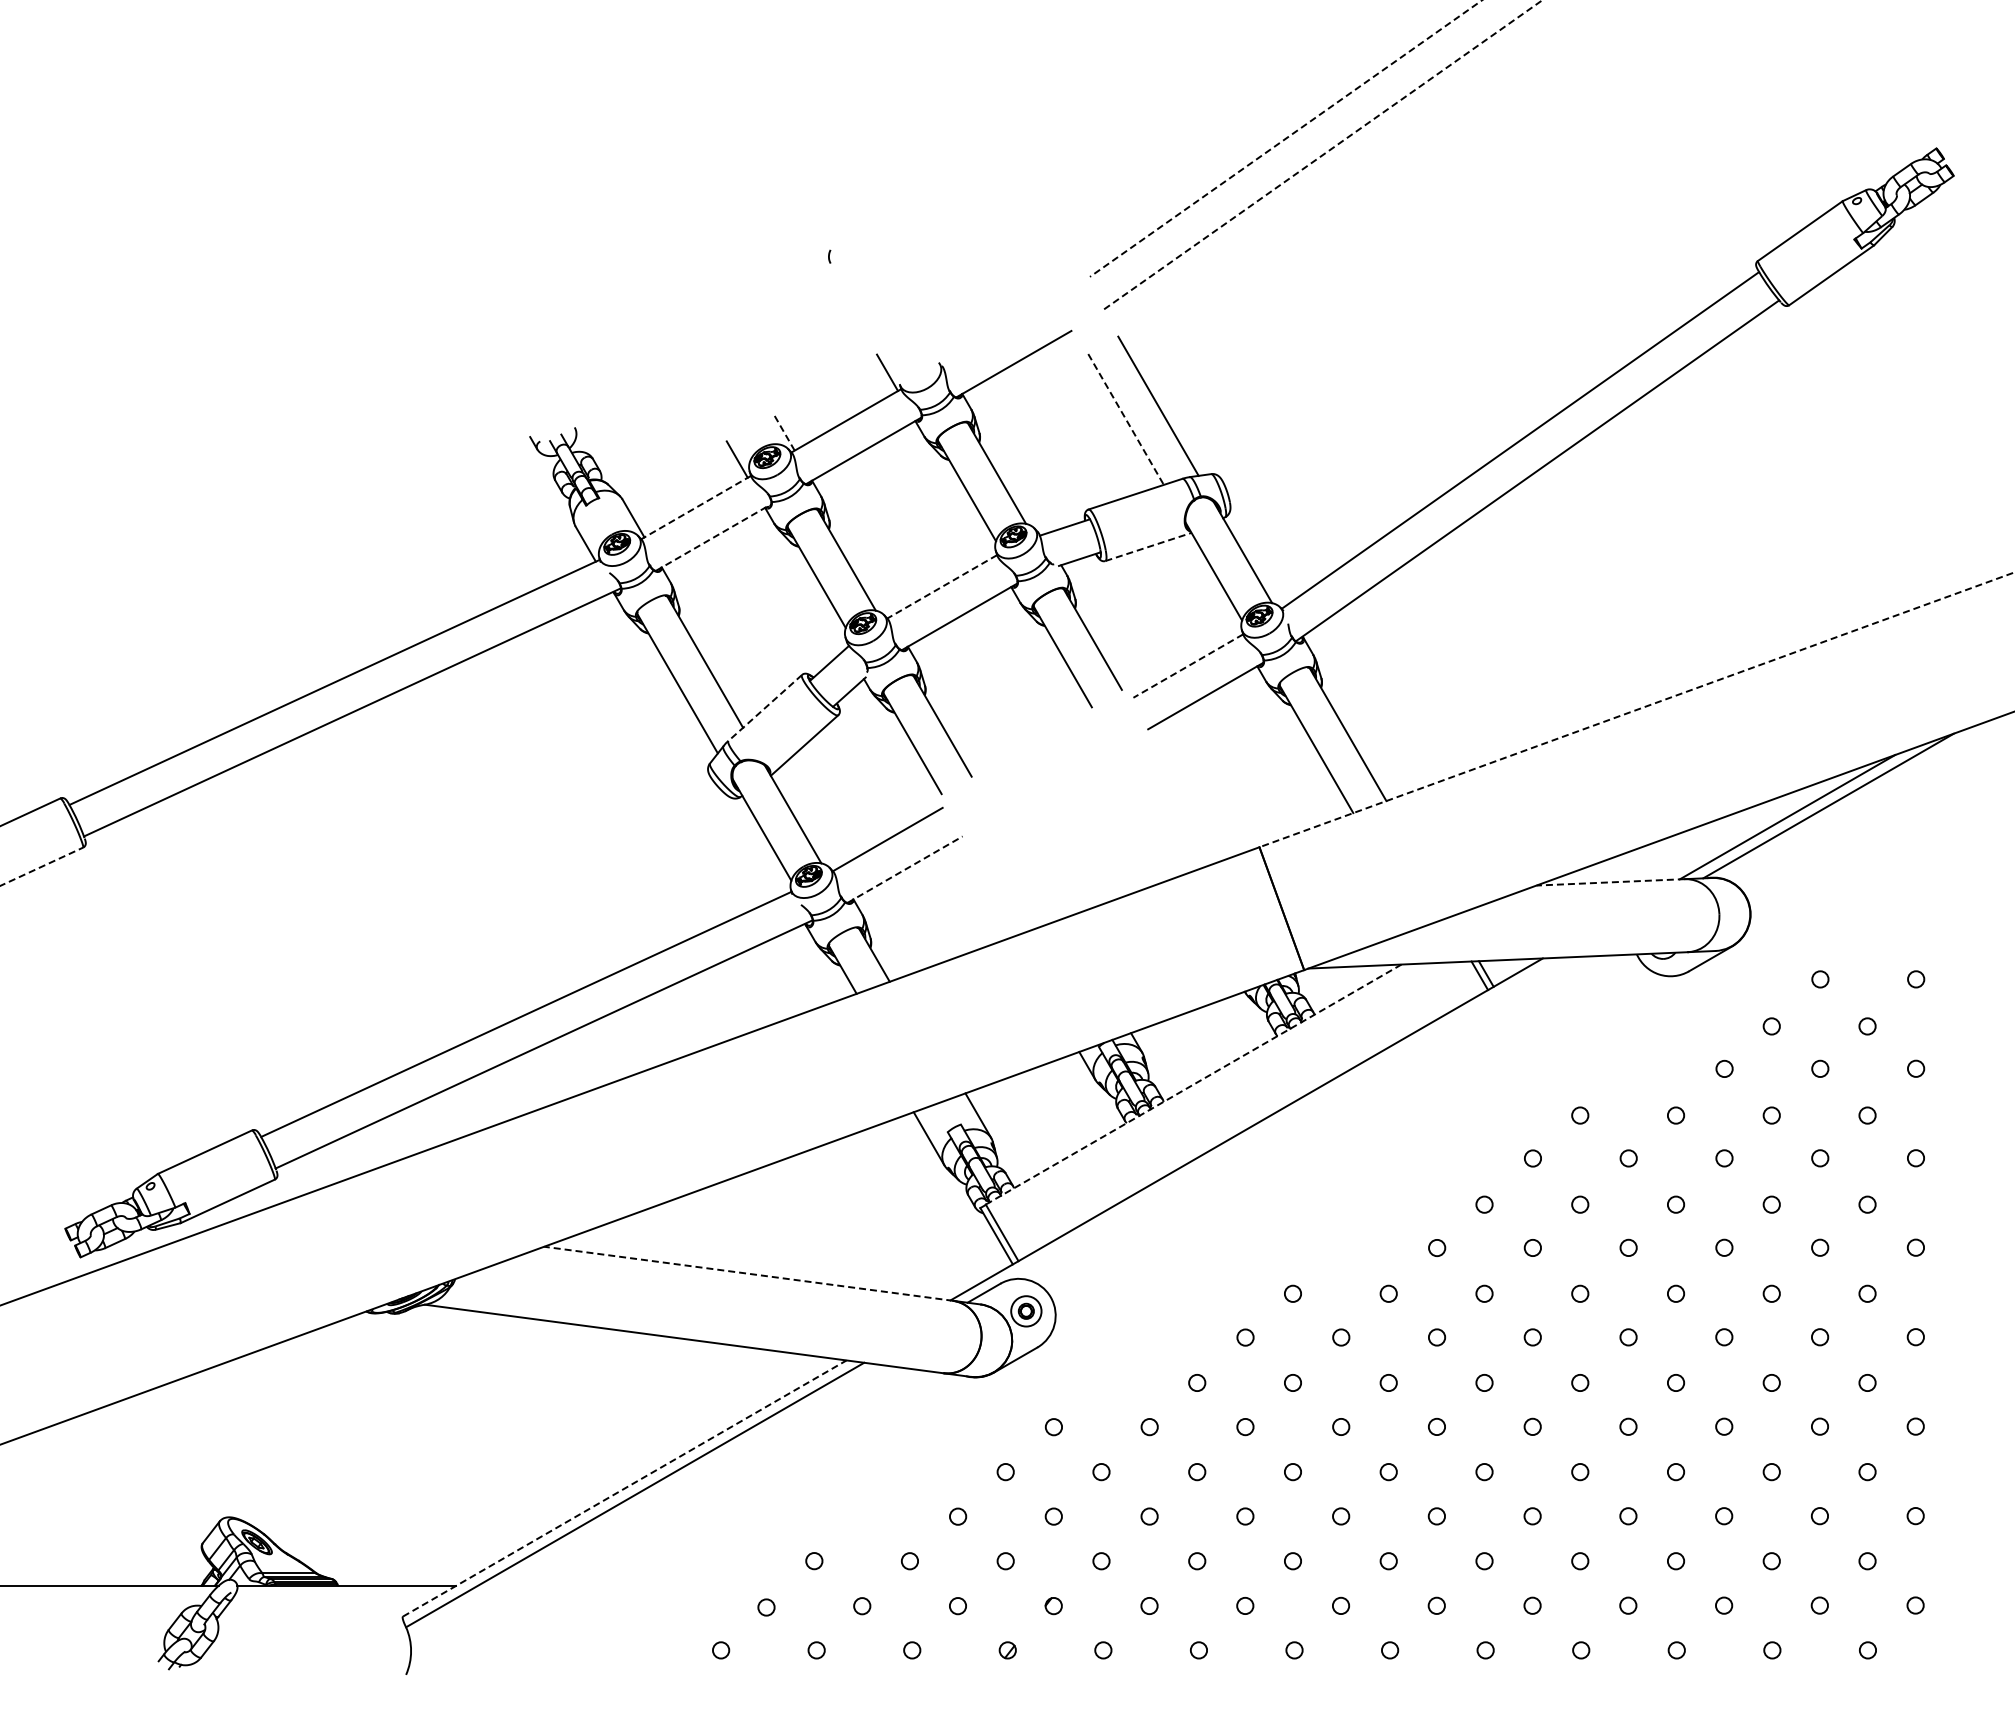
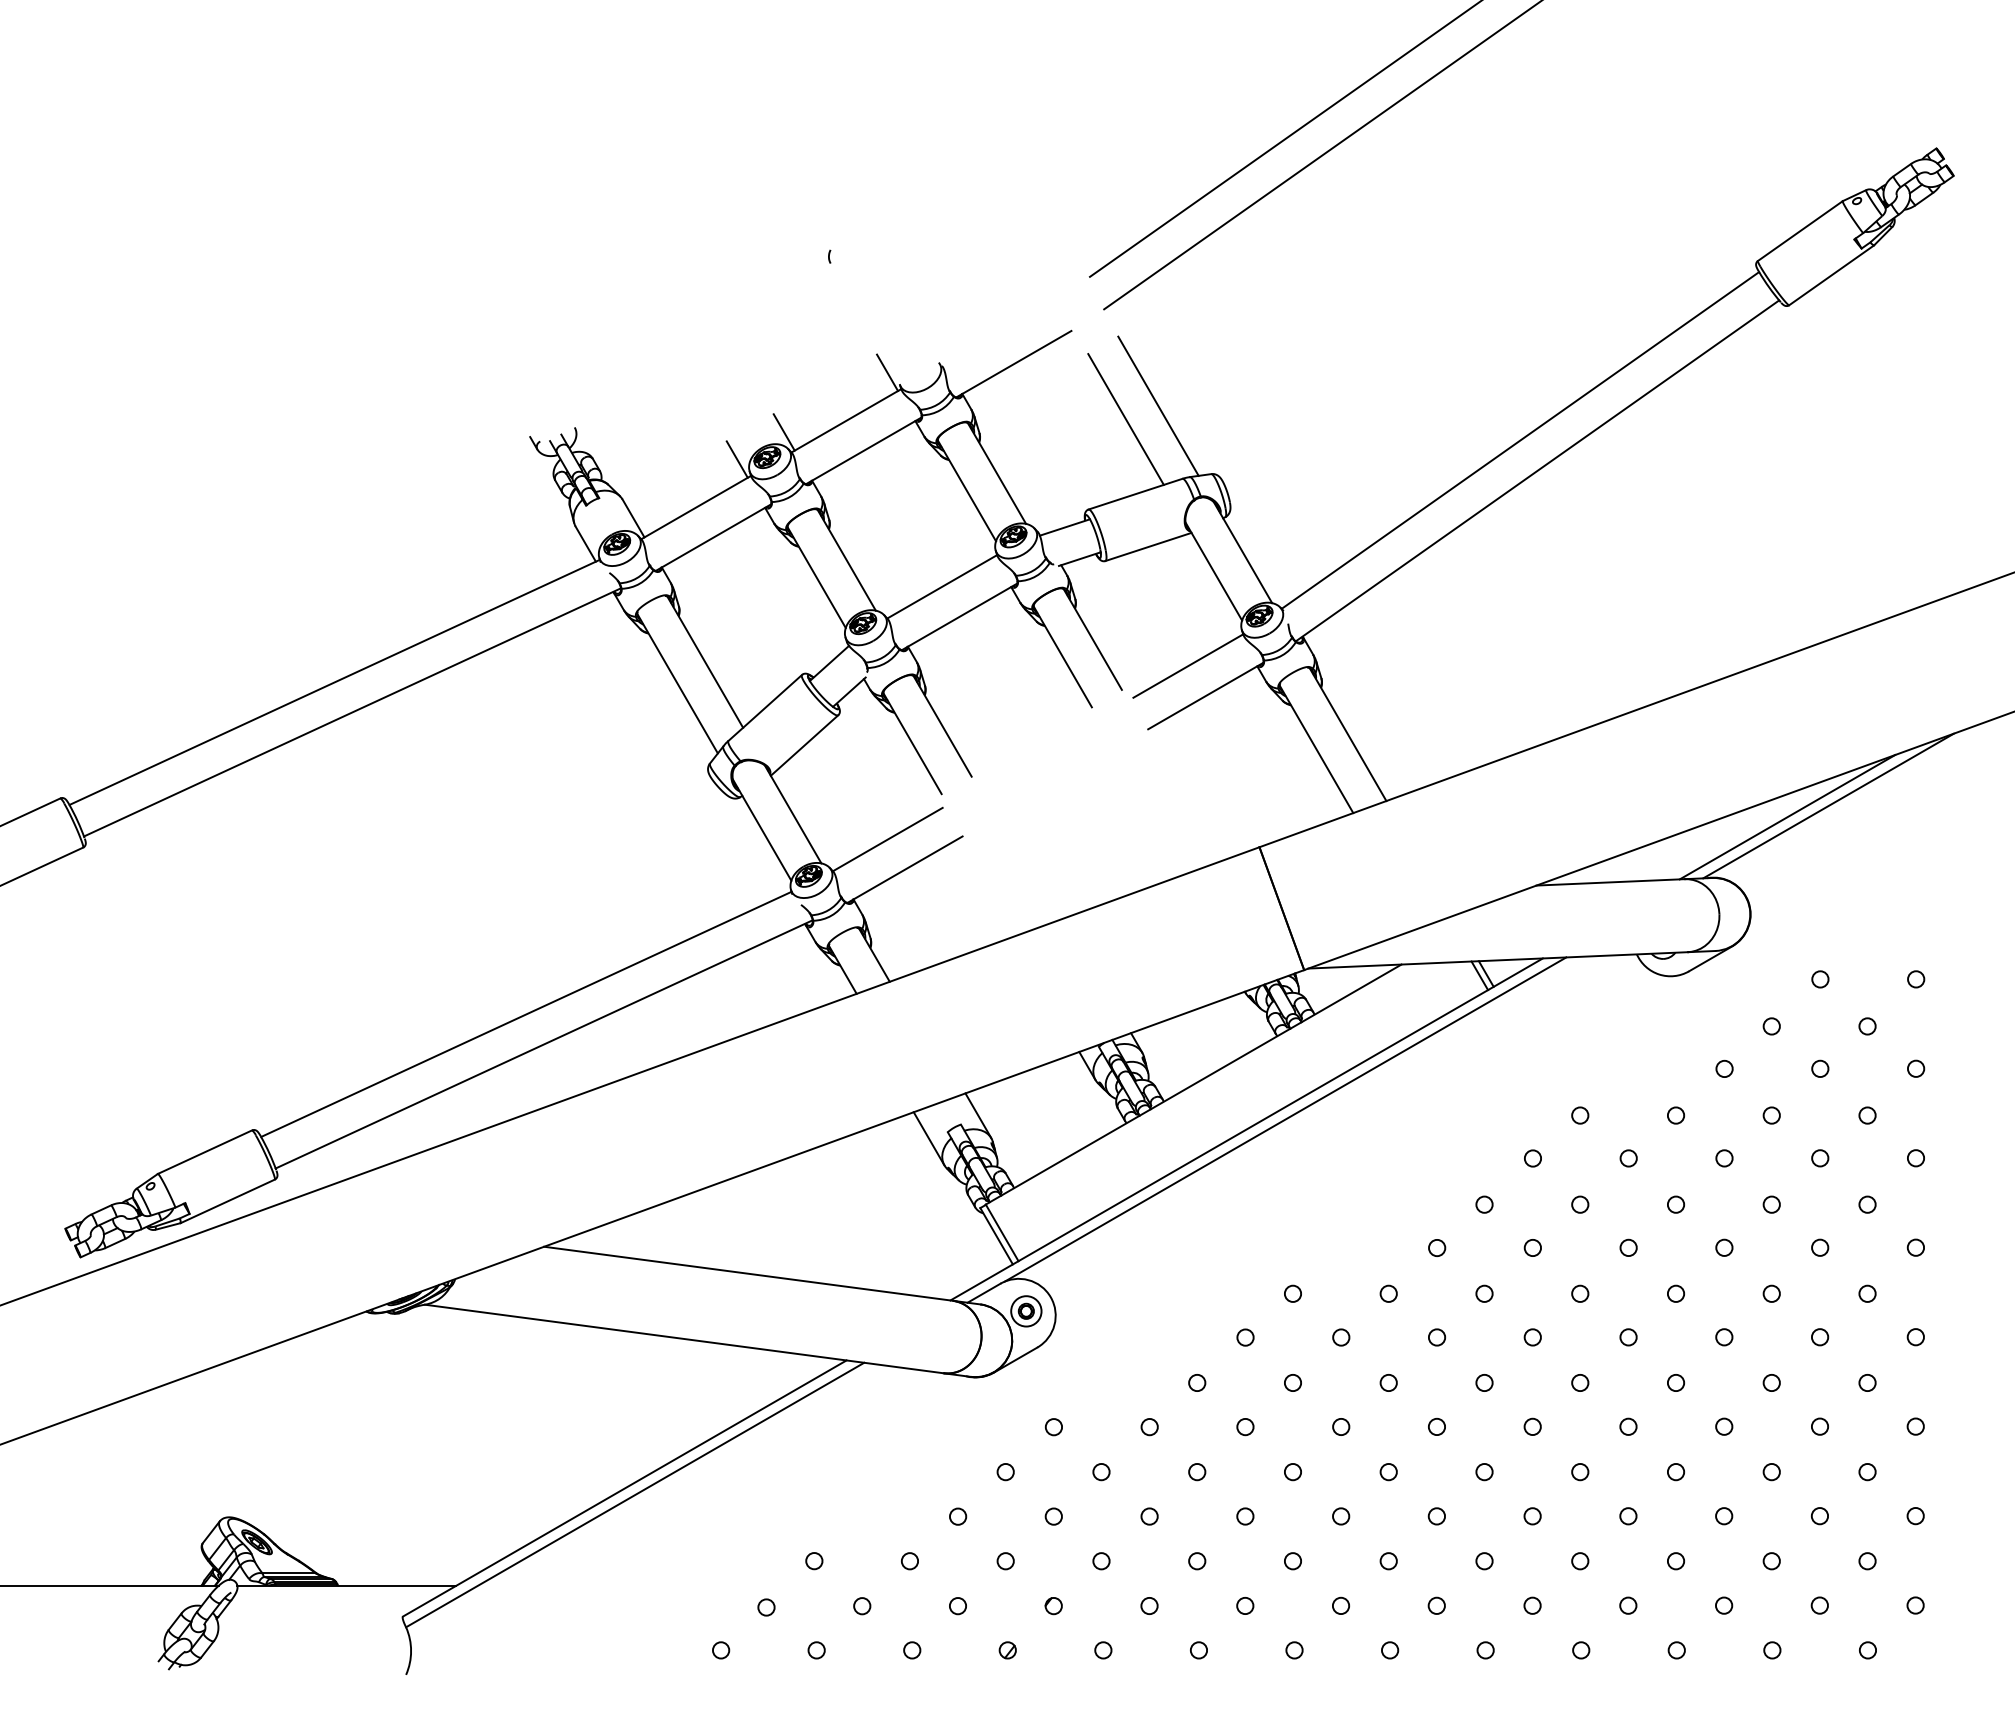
line: dashed -> solid (1285, 138)
line: dashed -> solid (1323, 154)
line: dashed -> solid (1126, 419)
line: dashed -> solid (783, 432)
line: dashed -> solid (695, 507)
line: dashed -> solid (713, 537)
line: dashed -> solid (1148, 546)
line: dashed -> solid (941, 587)
line: dashed -> solid (1187, 666)
line: dashed -> solid (764, 708)
line: dashed -> solid (1637, 709)
line: dashed -> solid (42, 866)
line: dashed -> solid (905, 869)
line: dashed -> solid (1610, 882)
line: dashed -> solid (1193, 1084)
line: none -> present (1285, 1119)
line: dashed -> solid (748, 1273)
line: dashed -> solid (625, 1488)
